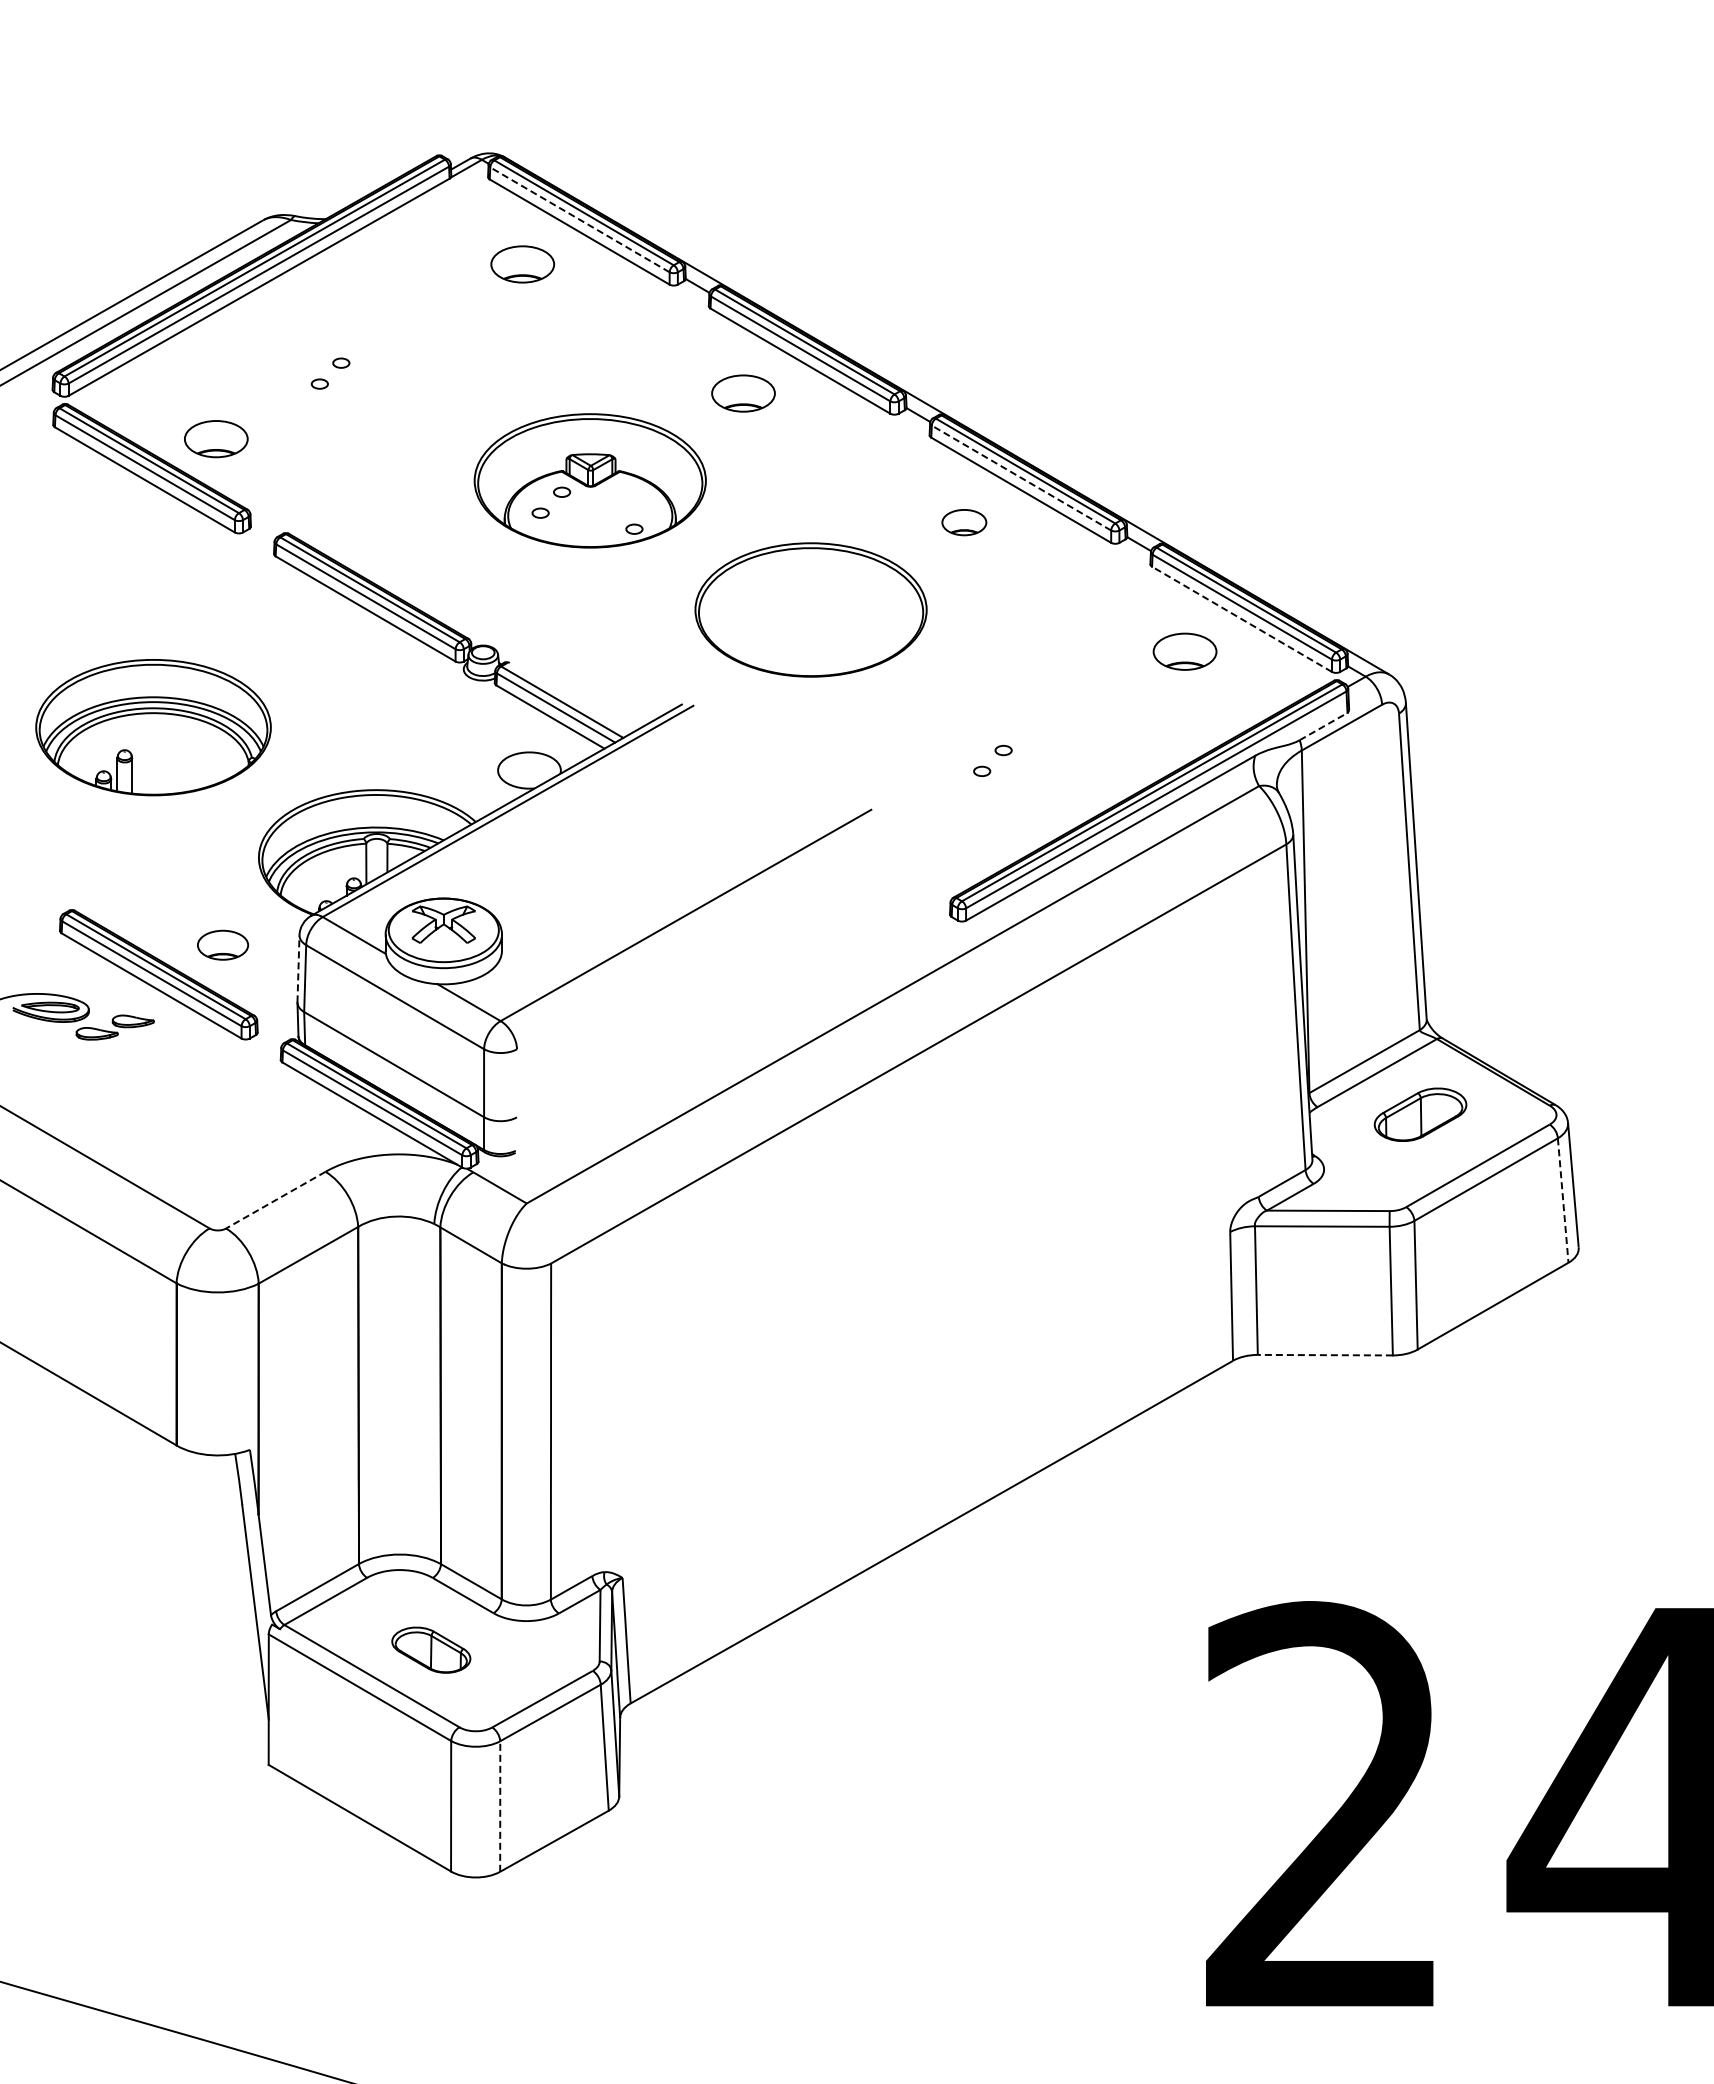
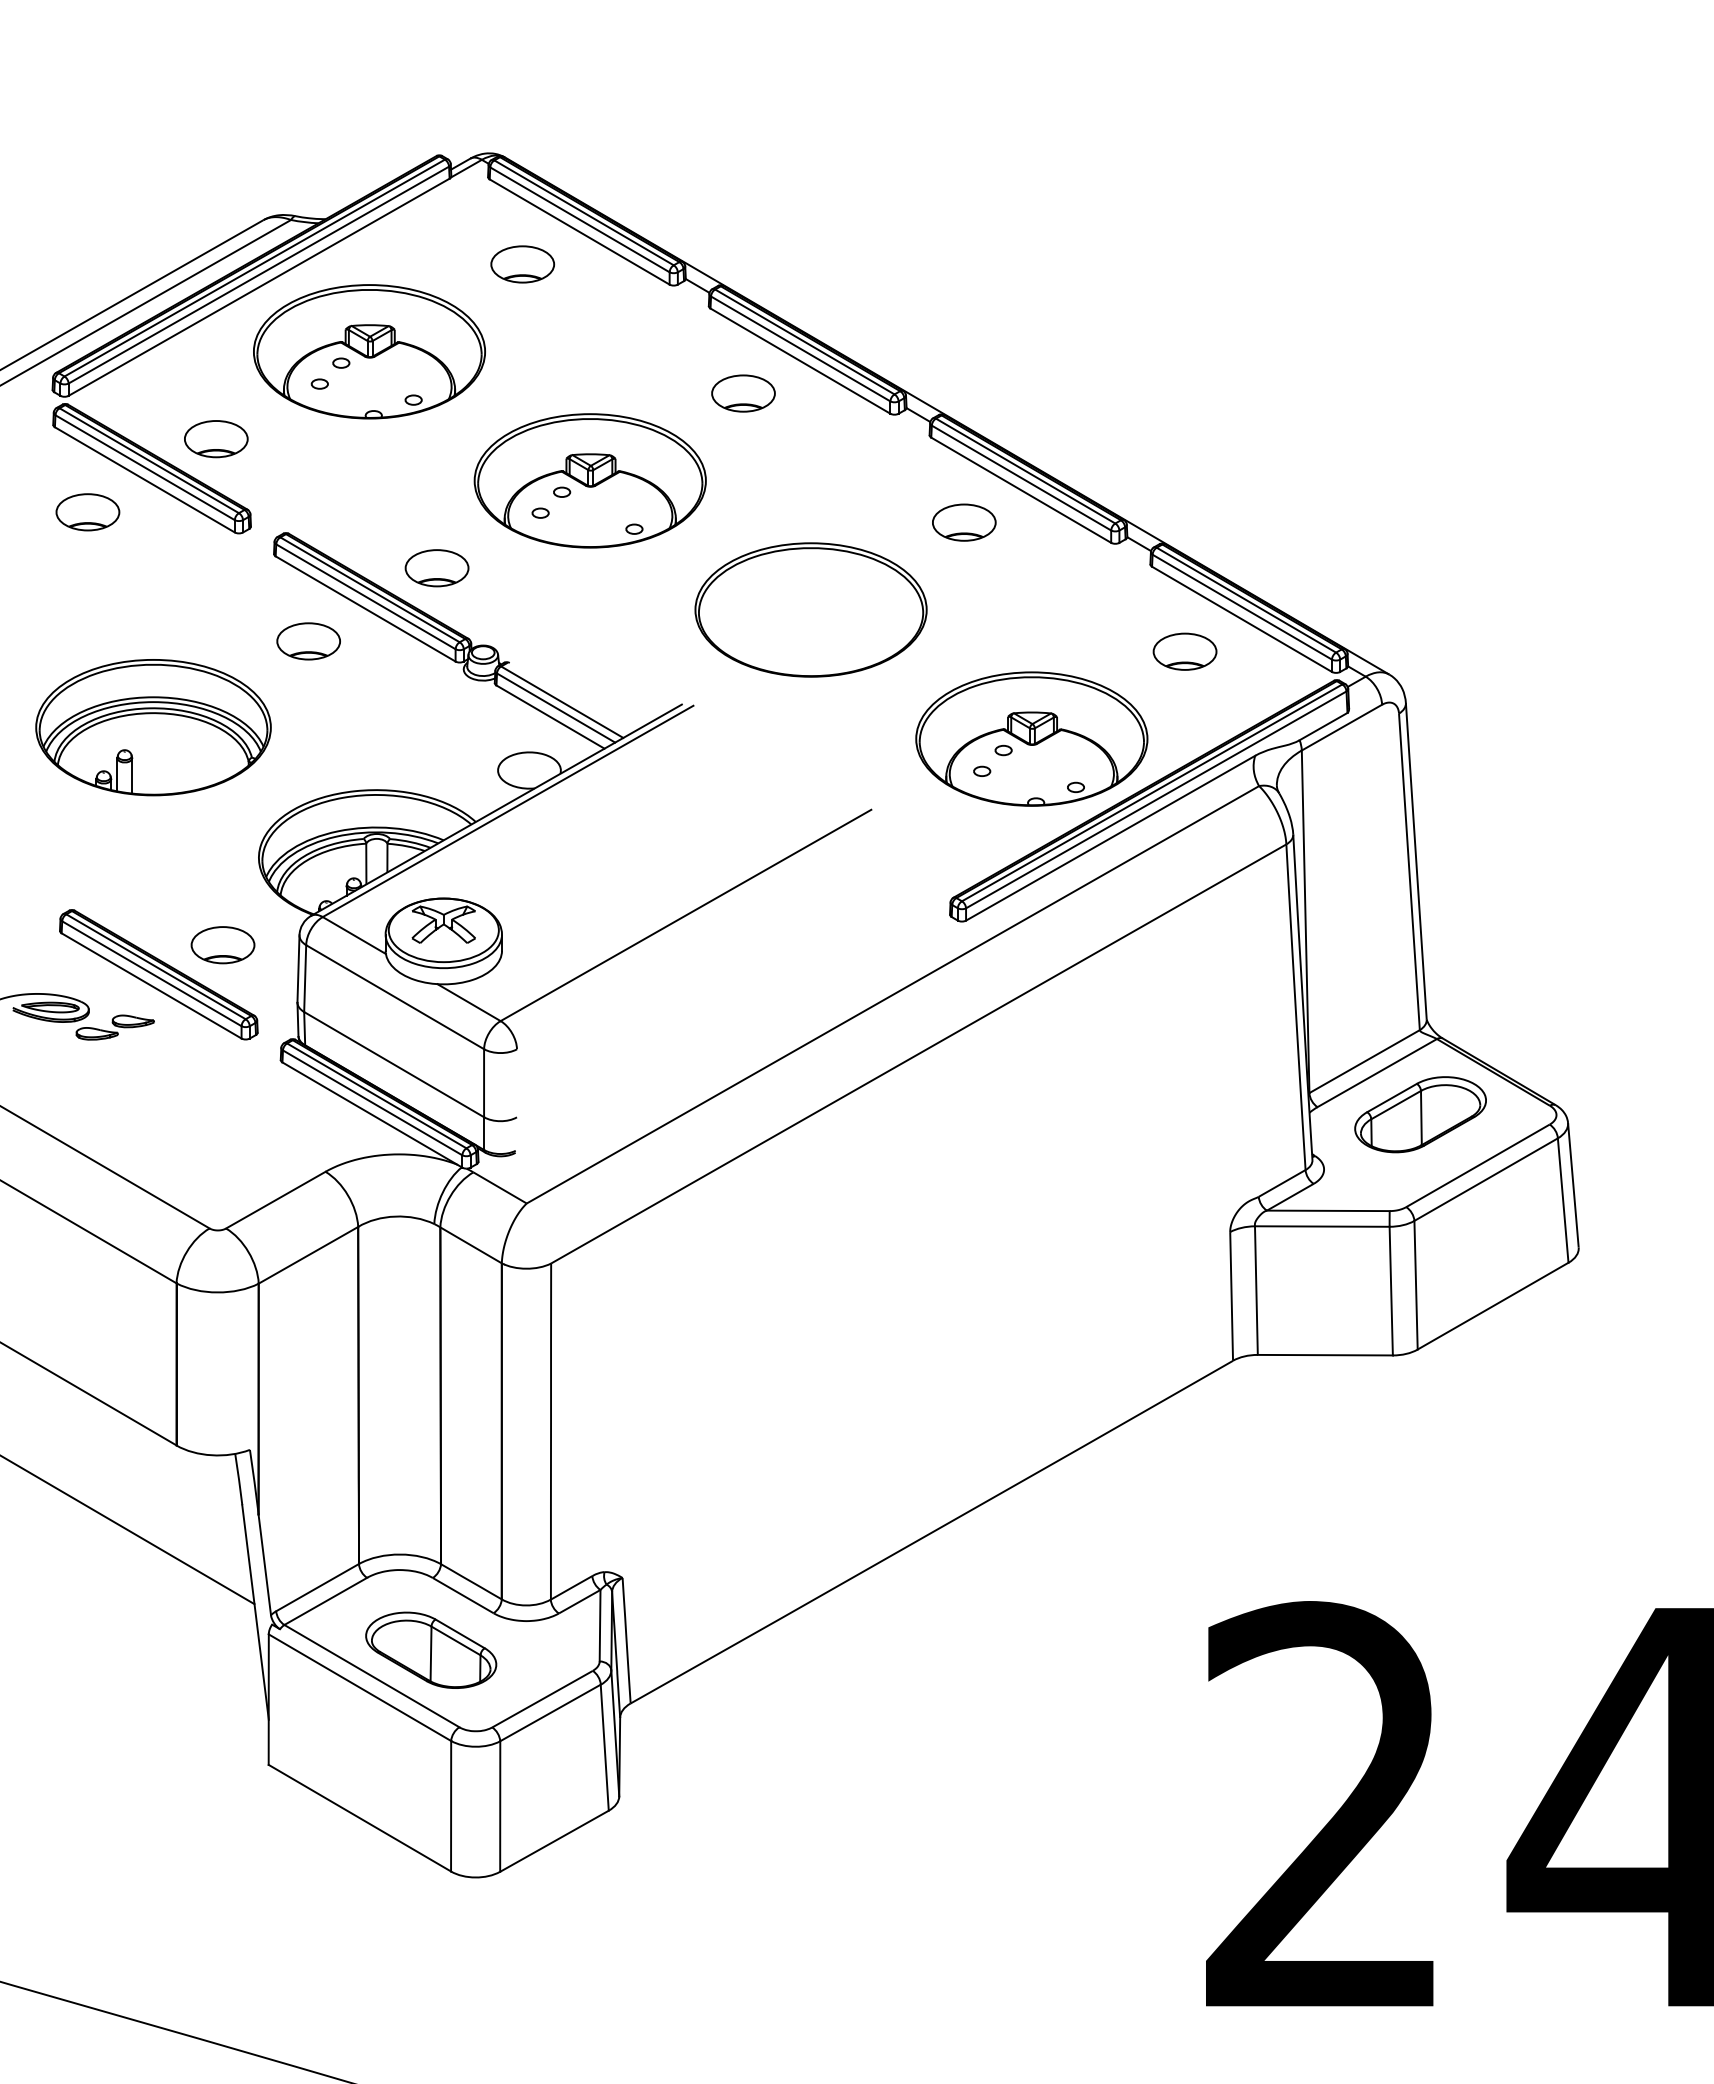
line: dashed -> solid (579, 219)
part: none -> present (369, 351)
line: dashed -> solid (1021, 478)
part: none -> present (87, 512)
part size: 47x28 px -> 65x39 px (964, 522)
part: none -> present (436, 568)
line: dashed -> solid (1241, 619)
part: none -> present (308, 641)
line: dashed -> solid (1323, 726)
part: none -> present (1031, 738)
part size: 53x32 px -> 66x39 px (222, 945)
line: dashed -> solid (298, 968)
part size: 95x55 px -> 133x78 px (1420, 1114)
line: dashed -> solid (275, 1200)
line: dashed -> solid (1563, 1201)
line: dashed -> solid (1325, 1355)
line: none -> present (128, 1530)
part size: 81x48 px -> 133x78 px (431, 1649)
line: dashed -> solid (500, 1806)
